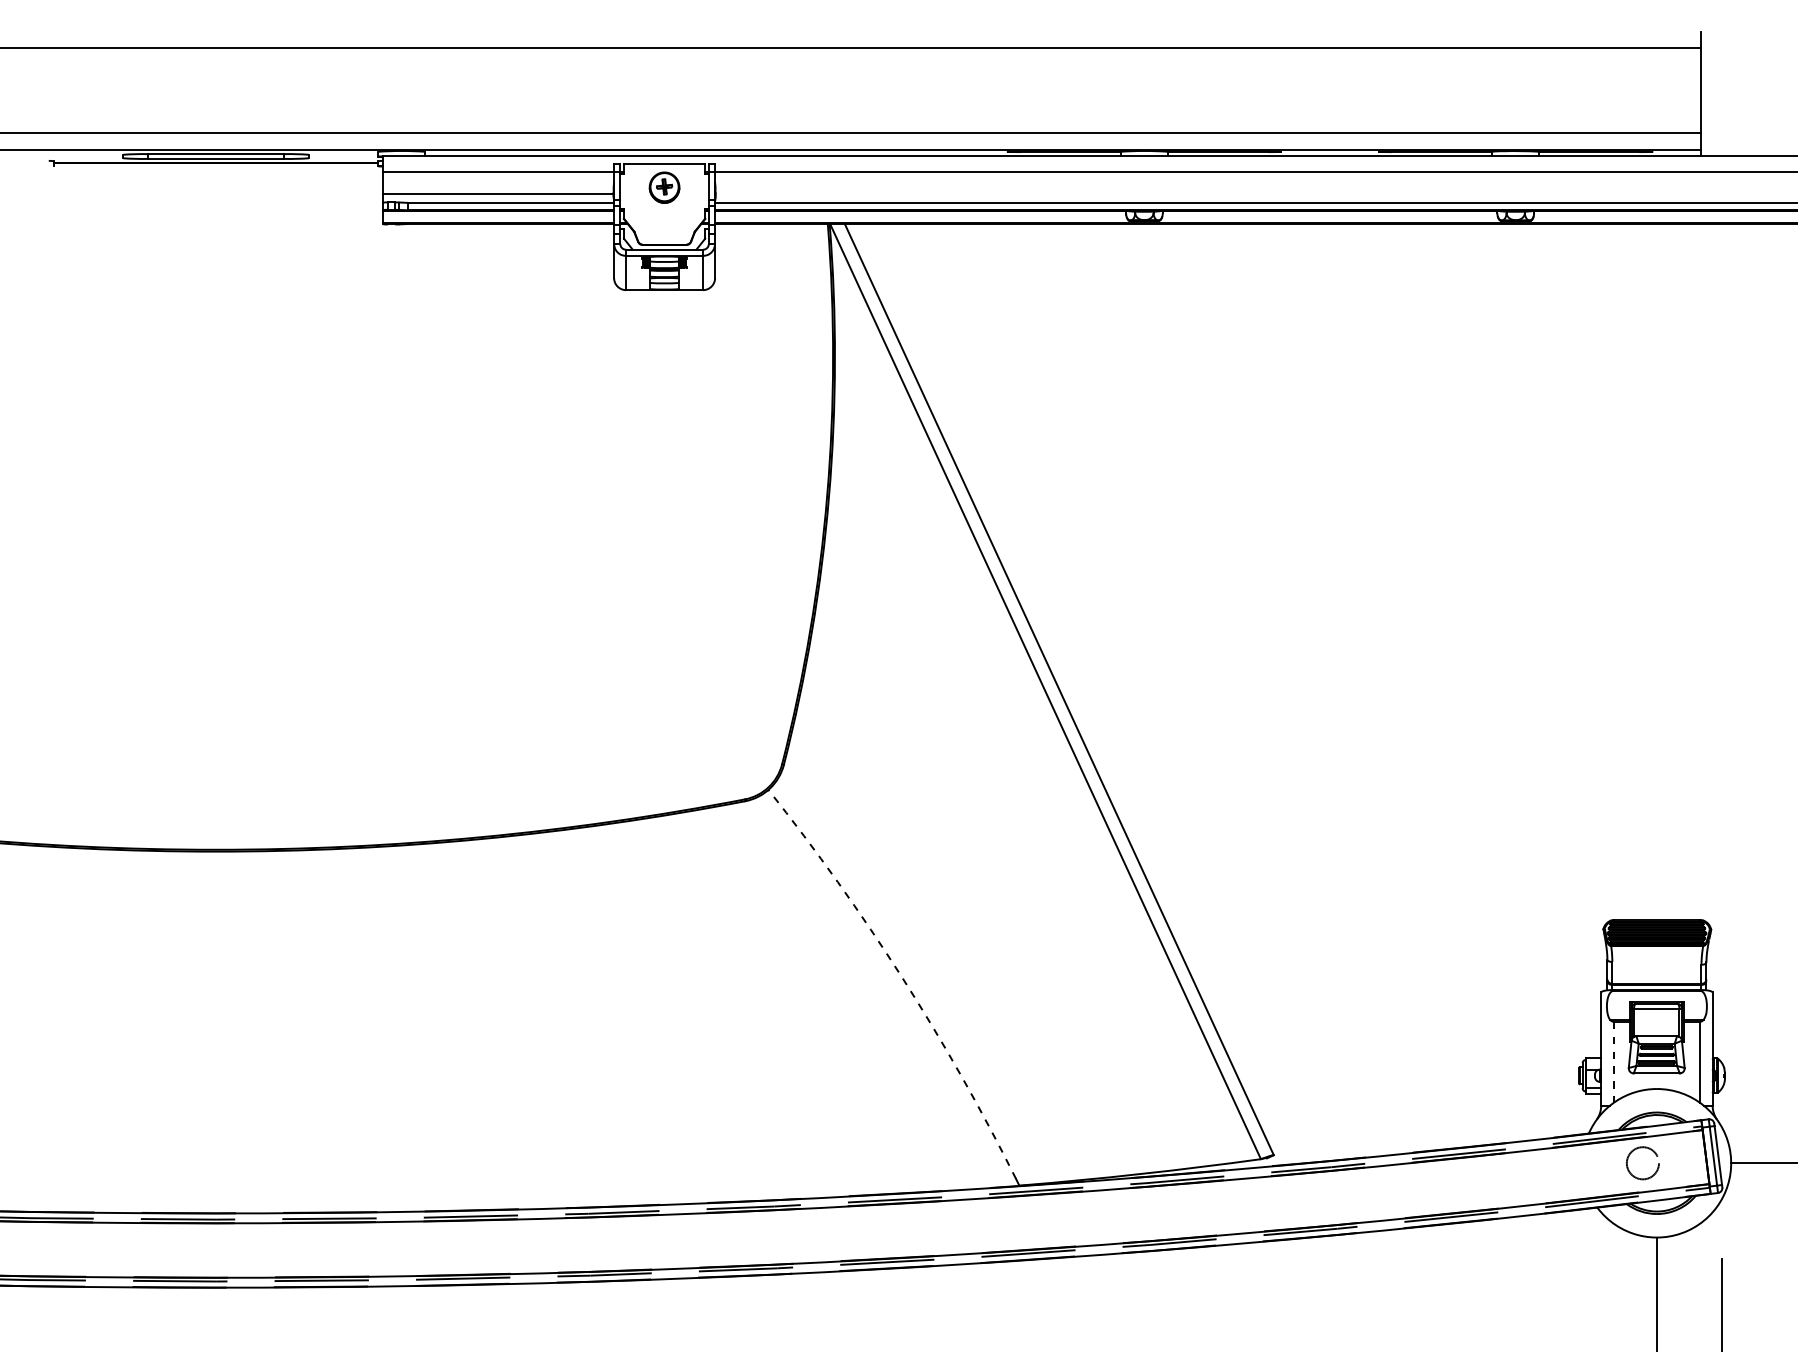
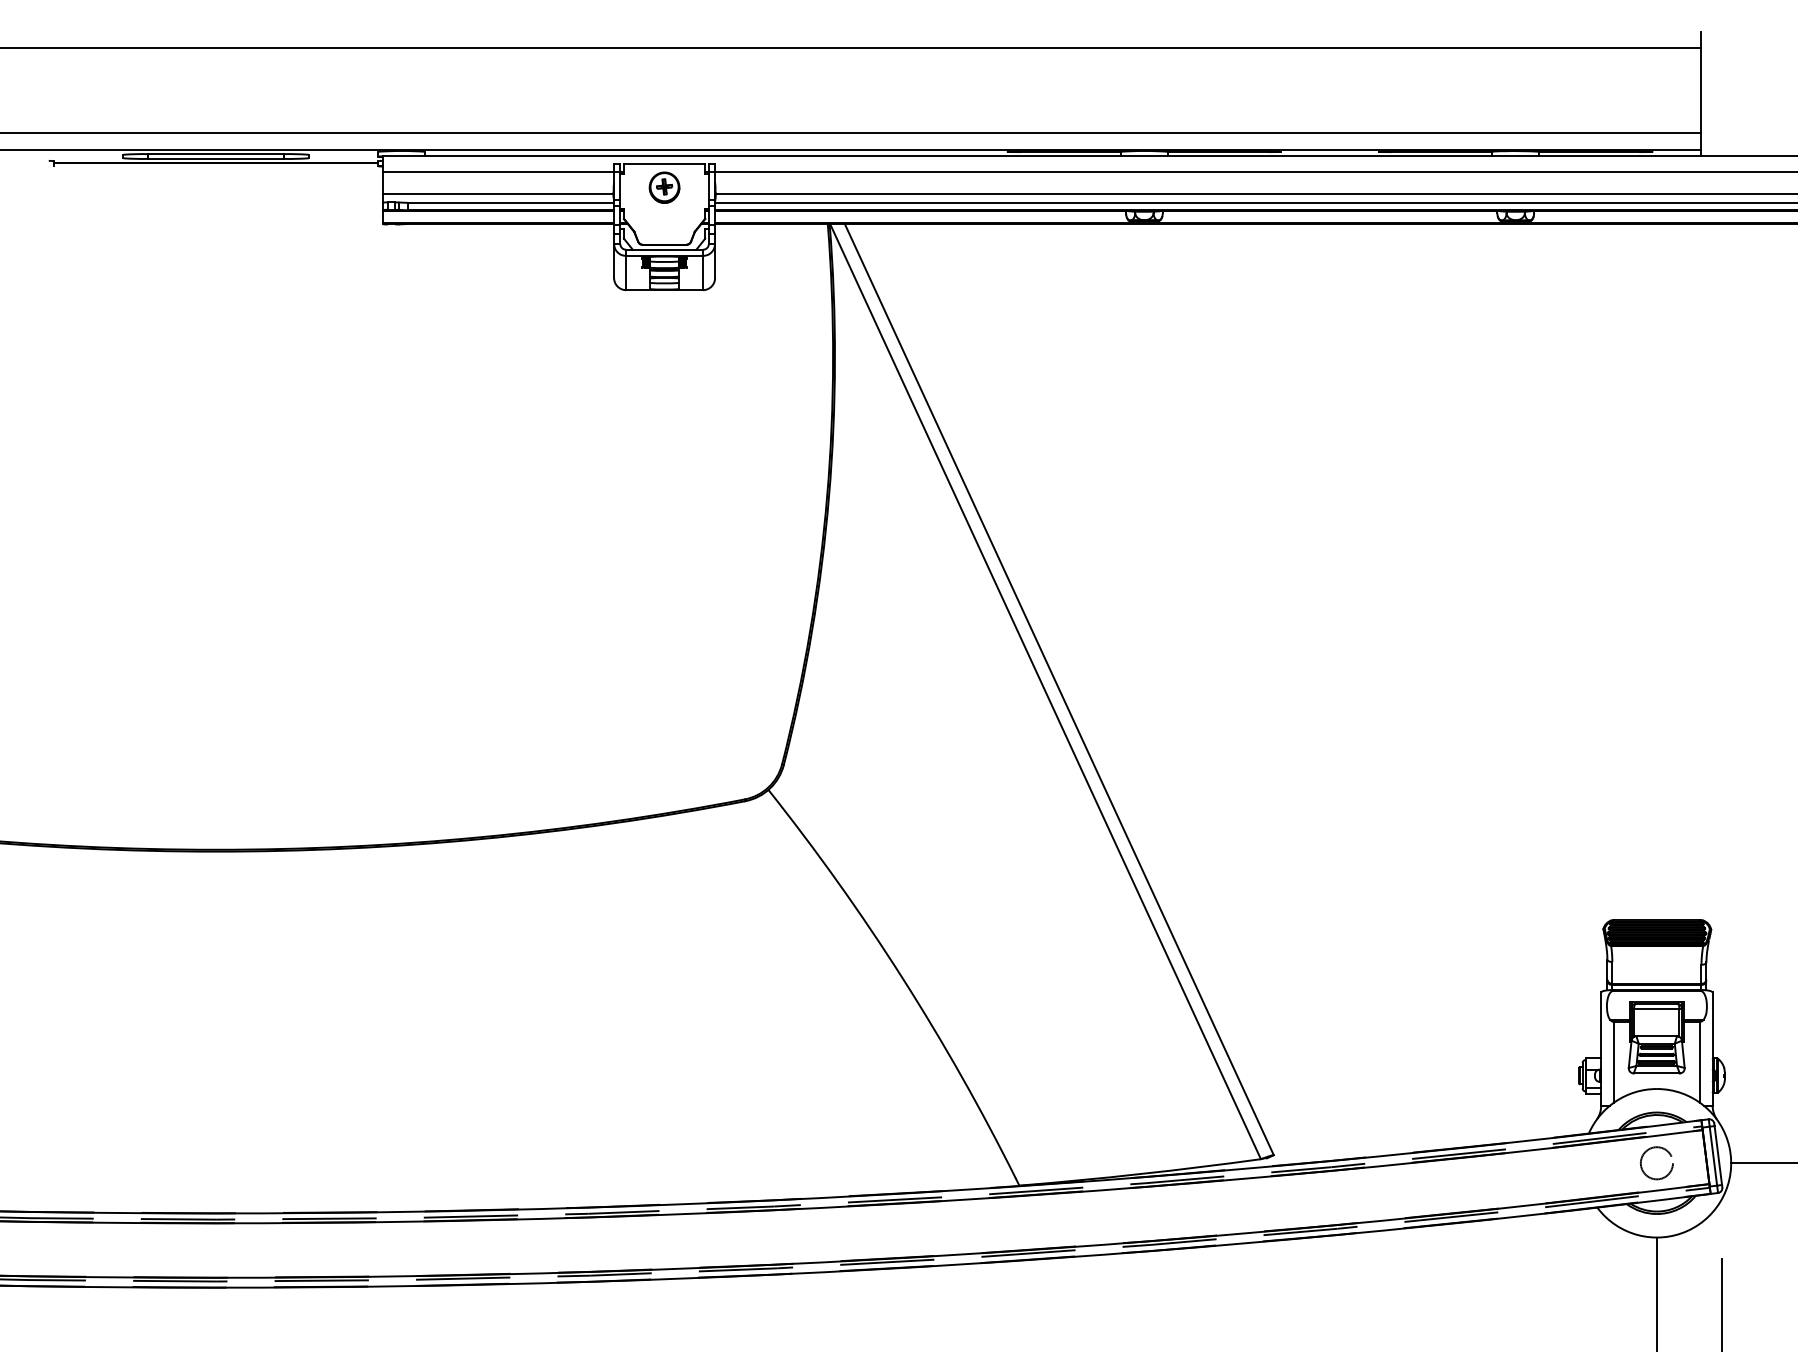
line: none -> present (1254, 194)
arc: dashed -> solid (902, 977)
line: dashed -> solid (1613, 1062)
circle position: (1642, 1163) -> (1656, 1163) (1656, 1163)
